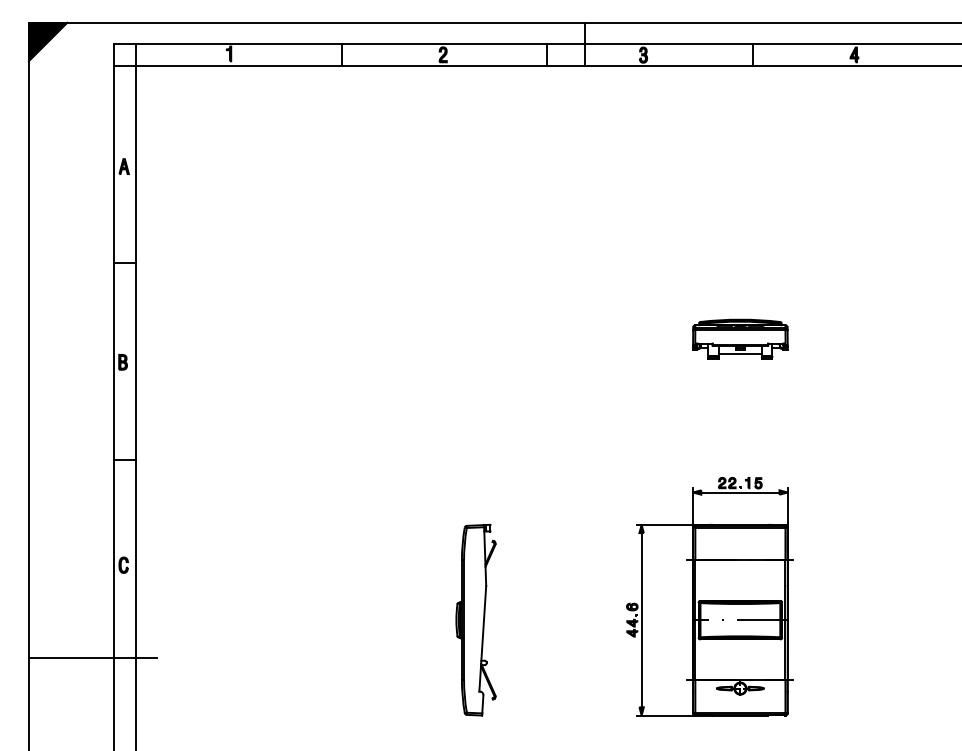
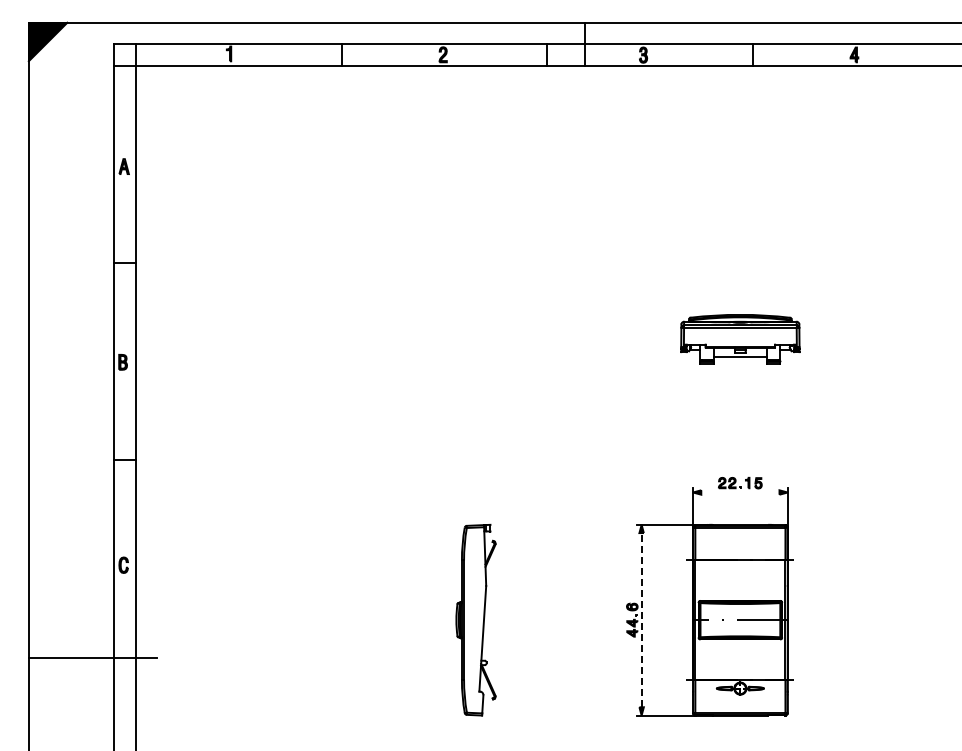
part size: 97x42 px -> 121x51 px (740, 339)
line: present -> none (740, 492)
line: solid -> dashed (641, 619)
